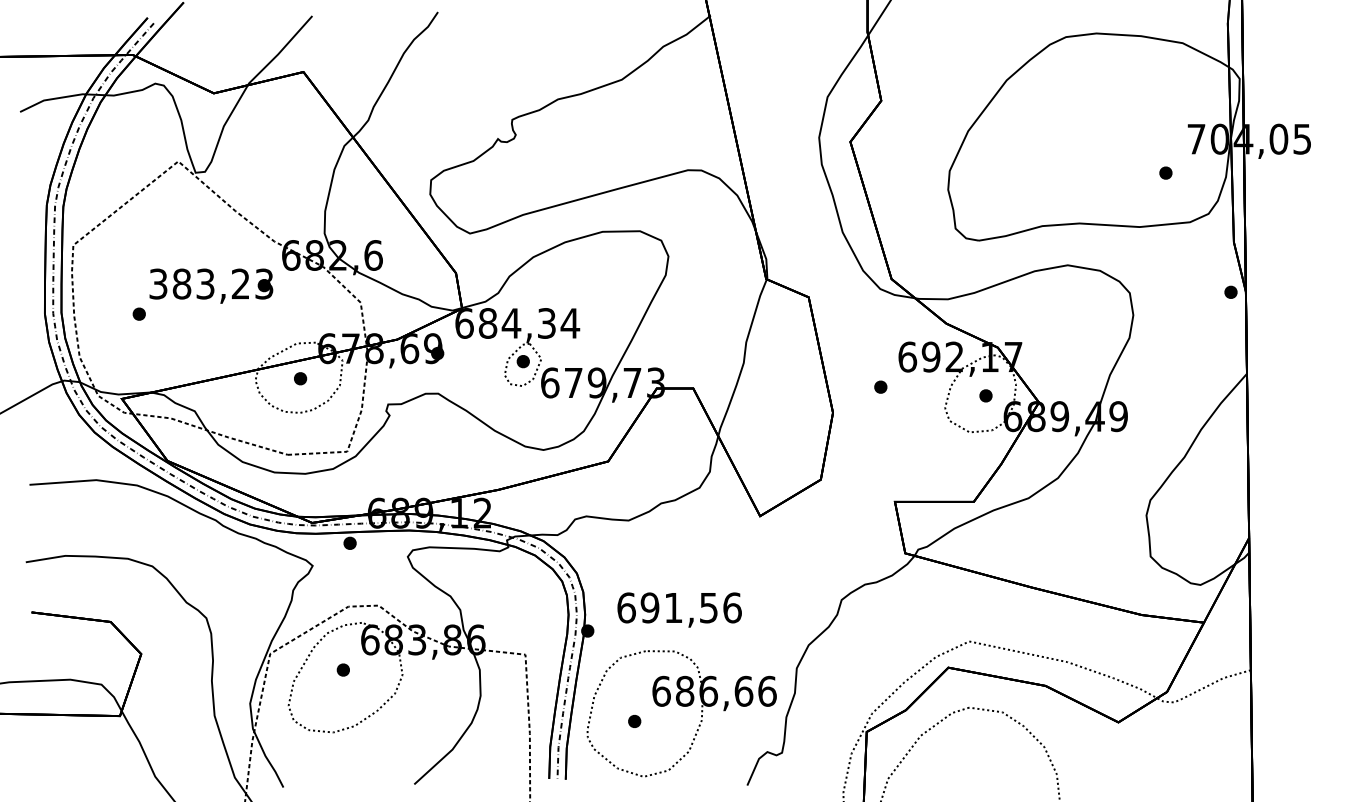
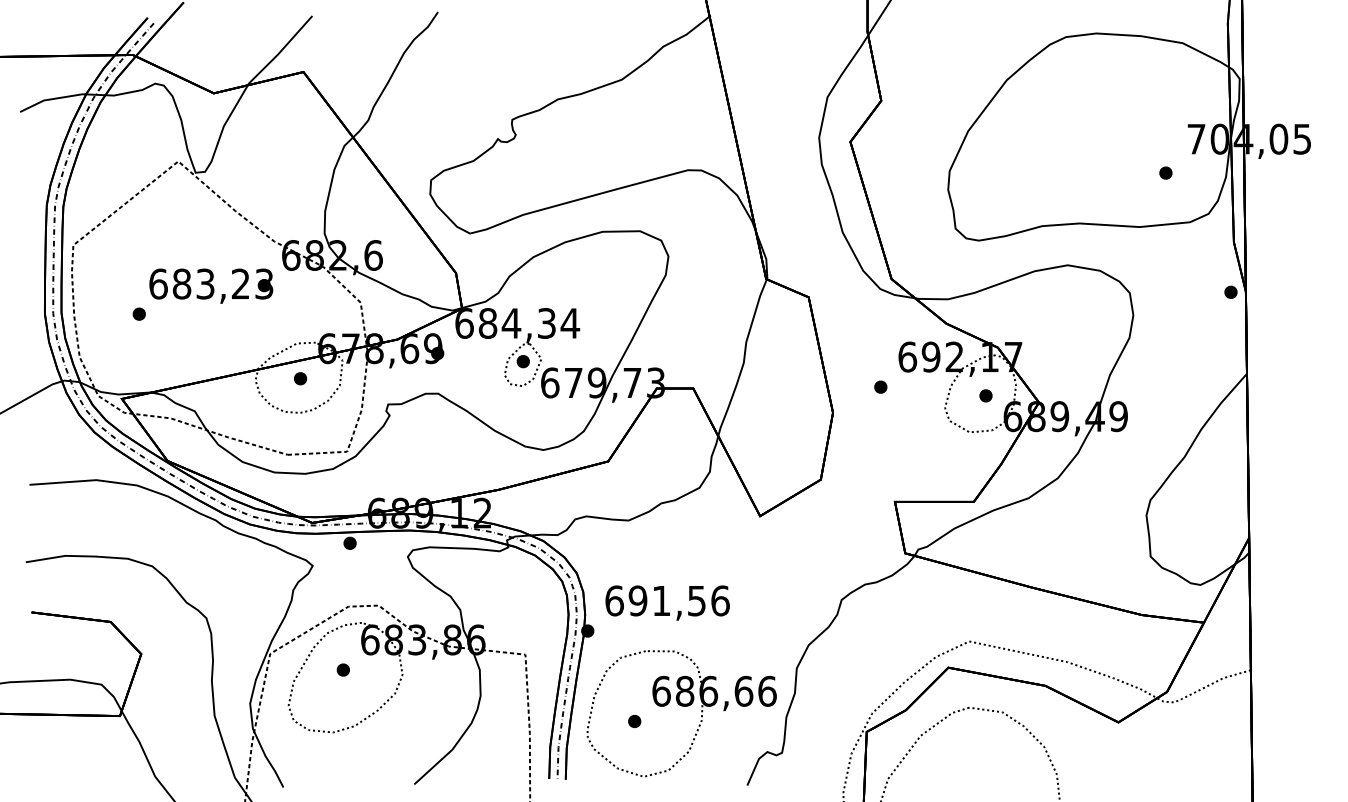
text: 383,23 -> 683,23 (158, 283)
text position: (679, 609) -> (667, 602) (667, 602)
